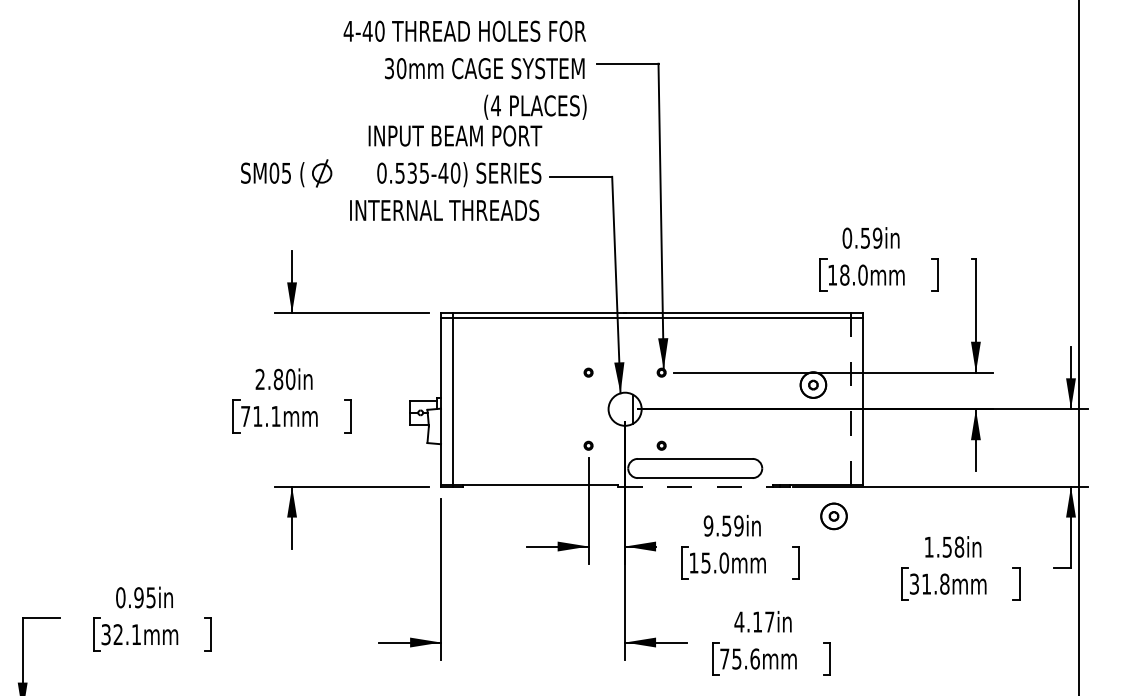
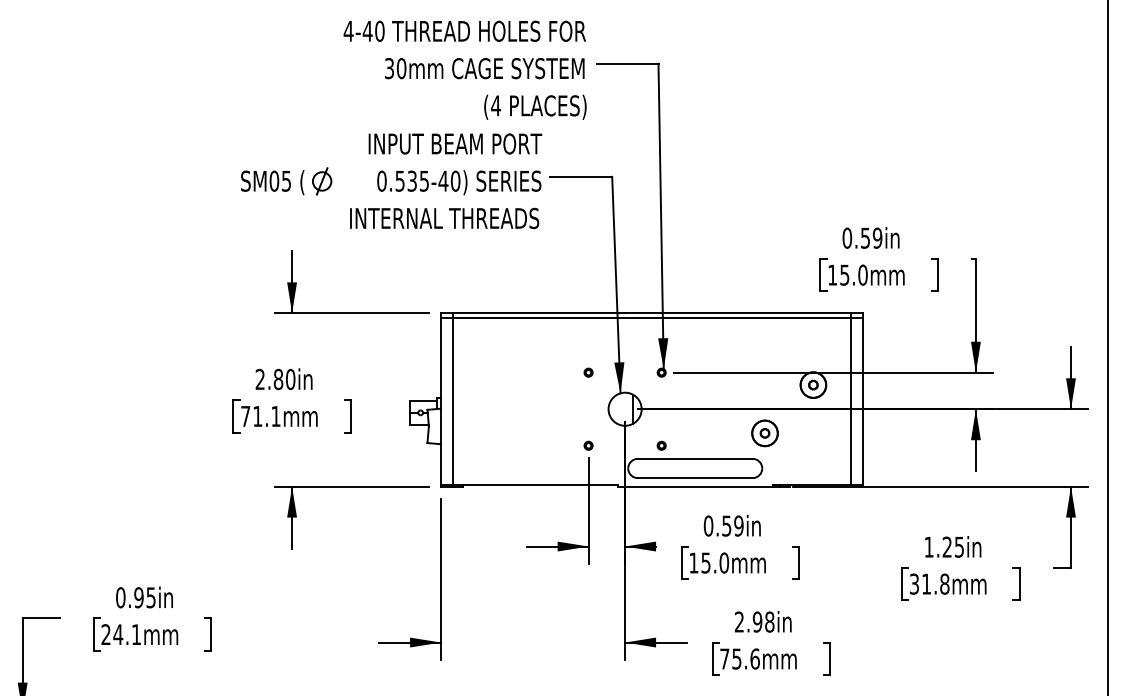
part position: (391, 173) -> (391, 181) (391, 181)
text: 18.0mm -> 15.0mm (844, 274)
line position: (1079, 347) -> (1108, 347) (1108, 347)
line: dashed -> solid (851, 401)
line: dashed -> solid (695, 486)
part position: (833, 516) -> (764, 433) (764, 433)
text: 9.59in -> 0.59in (708, 525)
text: 1.58in -> 1.25in (953, 546)
text: 4.17in -> 2.98in (754, 621)
text: 32.1mm -> 24.1mm (112, 634)
